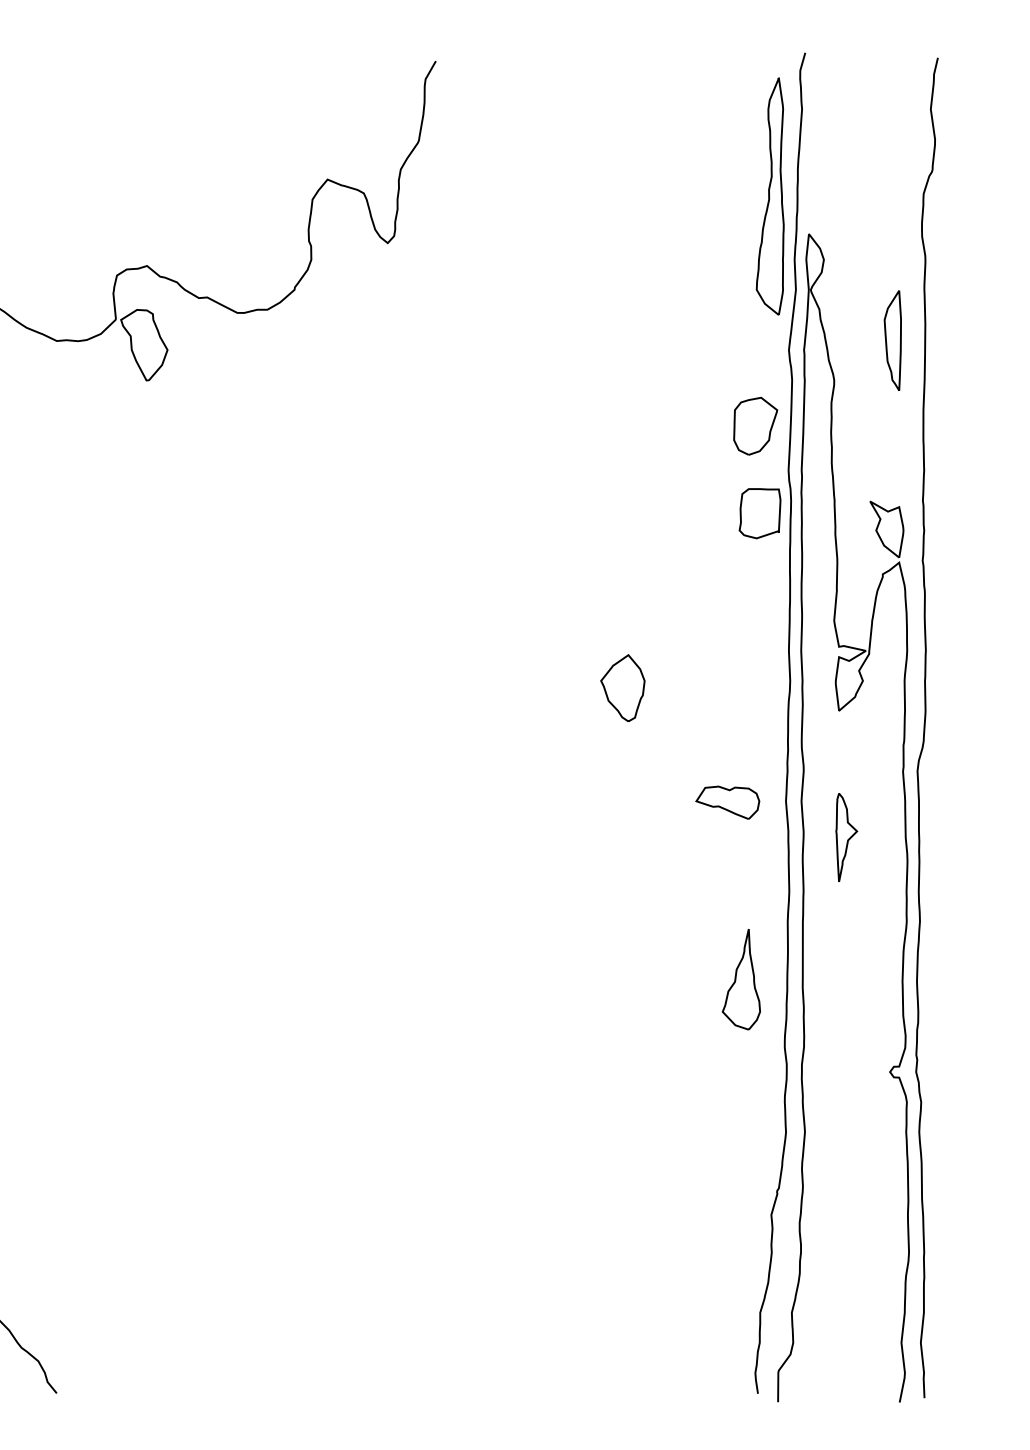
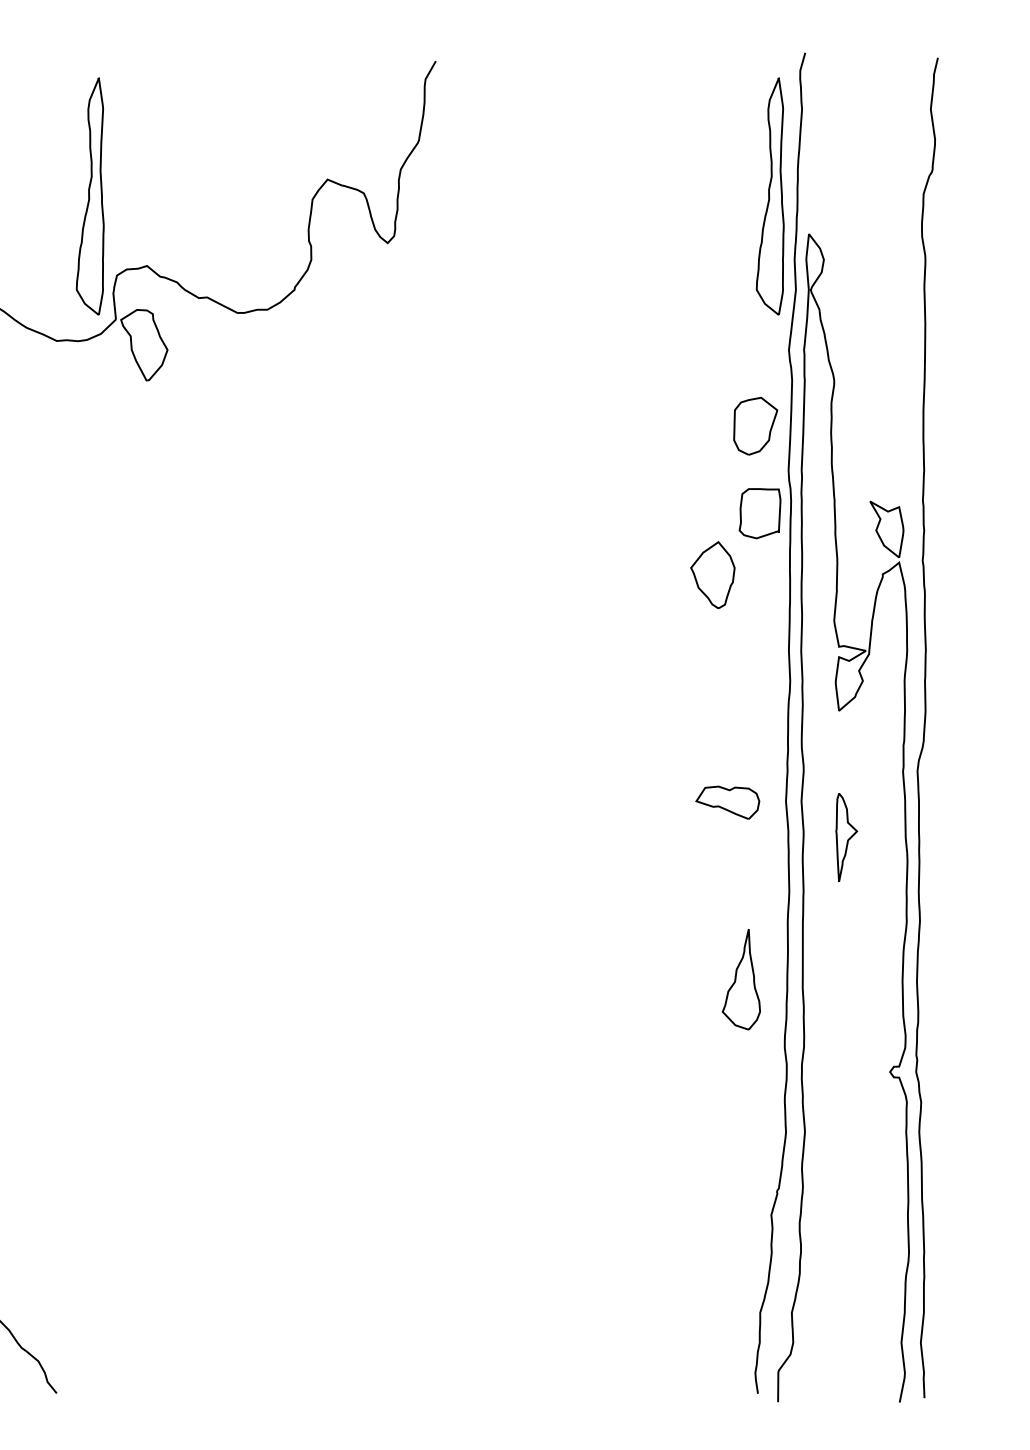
part: none -> present (89, 196)
part: present -> none (892, 340)
part position: (622, 687) -> (712, 574) (712, 574)
